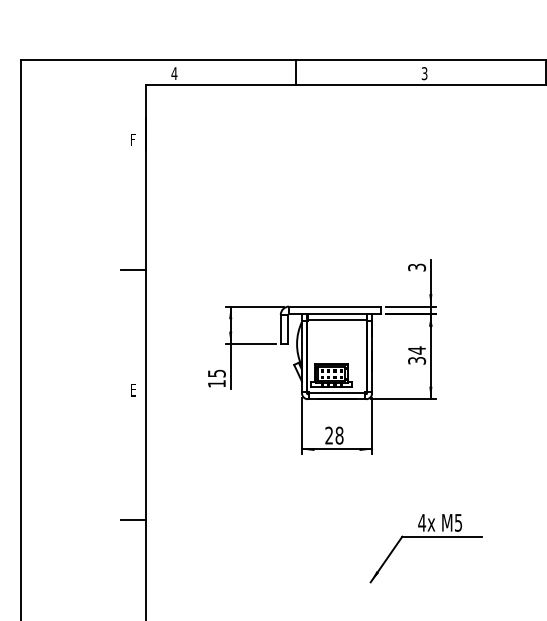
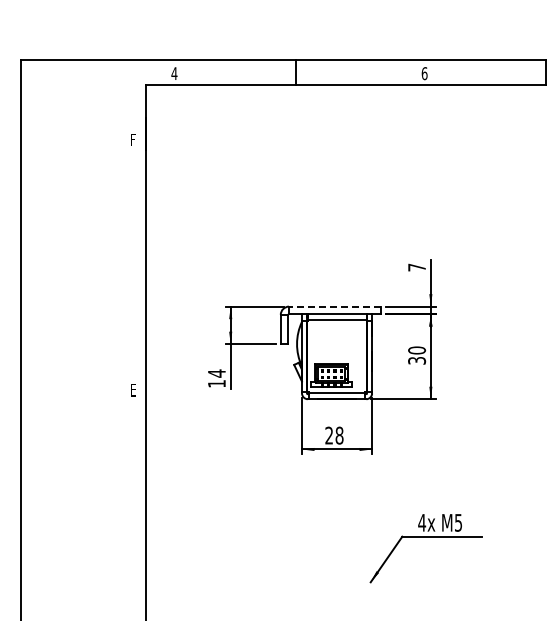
text: 3 -> 6 (424, 73)
text: 3 -> 7 (417, 267)
line: present -> none (132, 270)
line: solid -> dashed (334, 306)
text: 34 -> 30 (417, 350)
text: 15 -> 14 (216, 373)
line: present -> none (132, 520)
